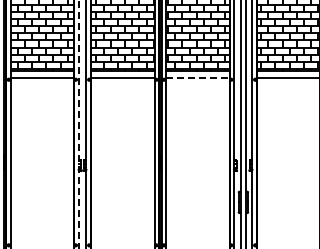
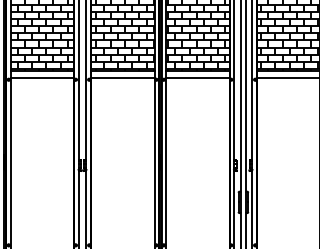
line: dashed -> solid (197, 78)
line: dashed -> solid (78, 124)
